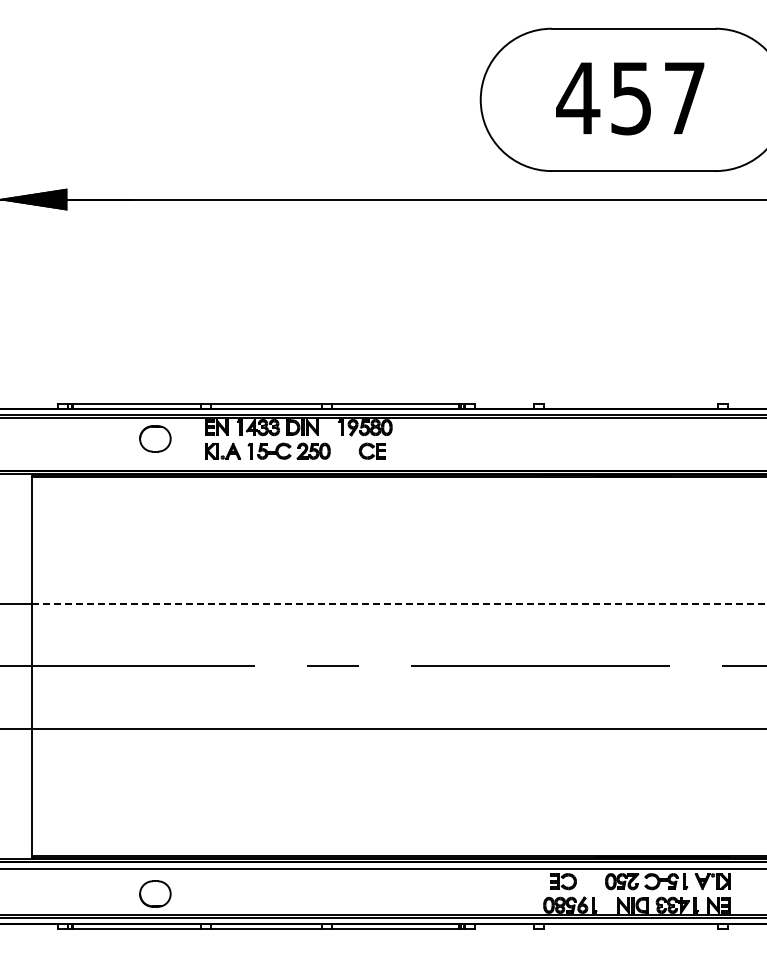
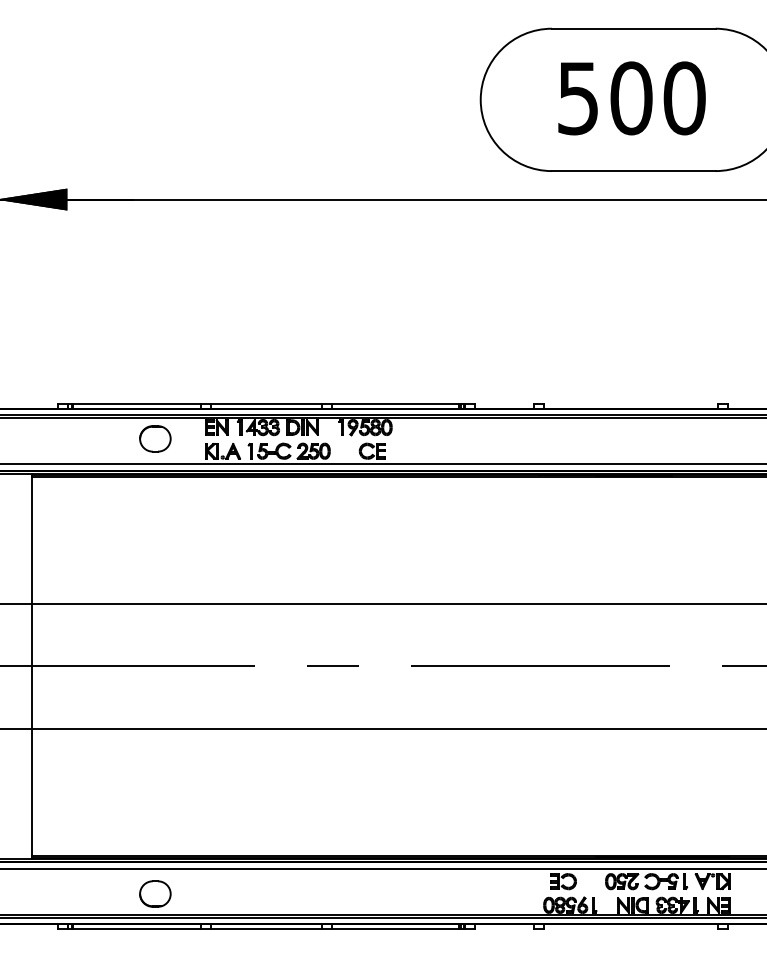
text: 457 -> 500 (630, 98)
line: none -> present (382, 464)
line: dashed -> solid (399, 604)
